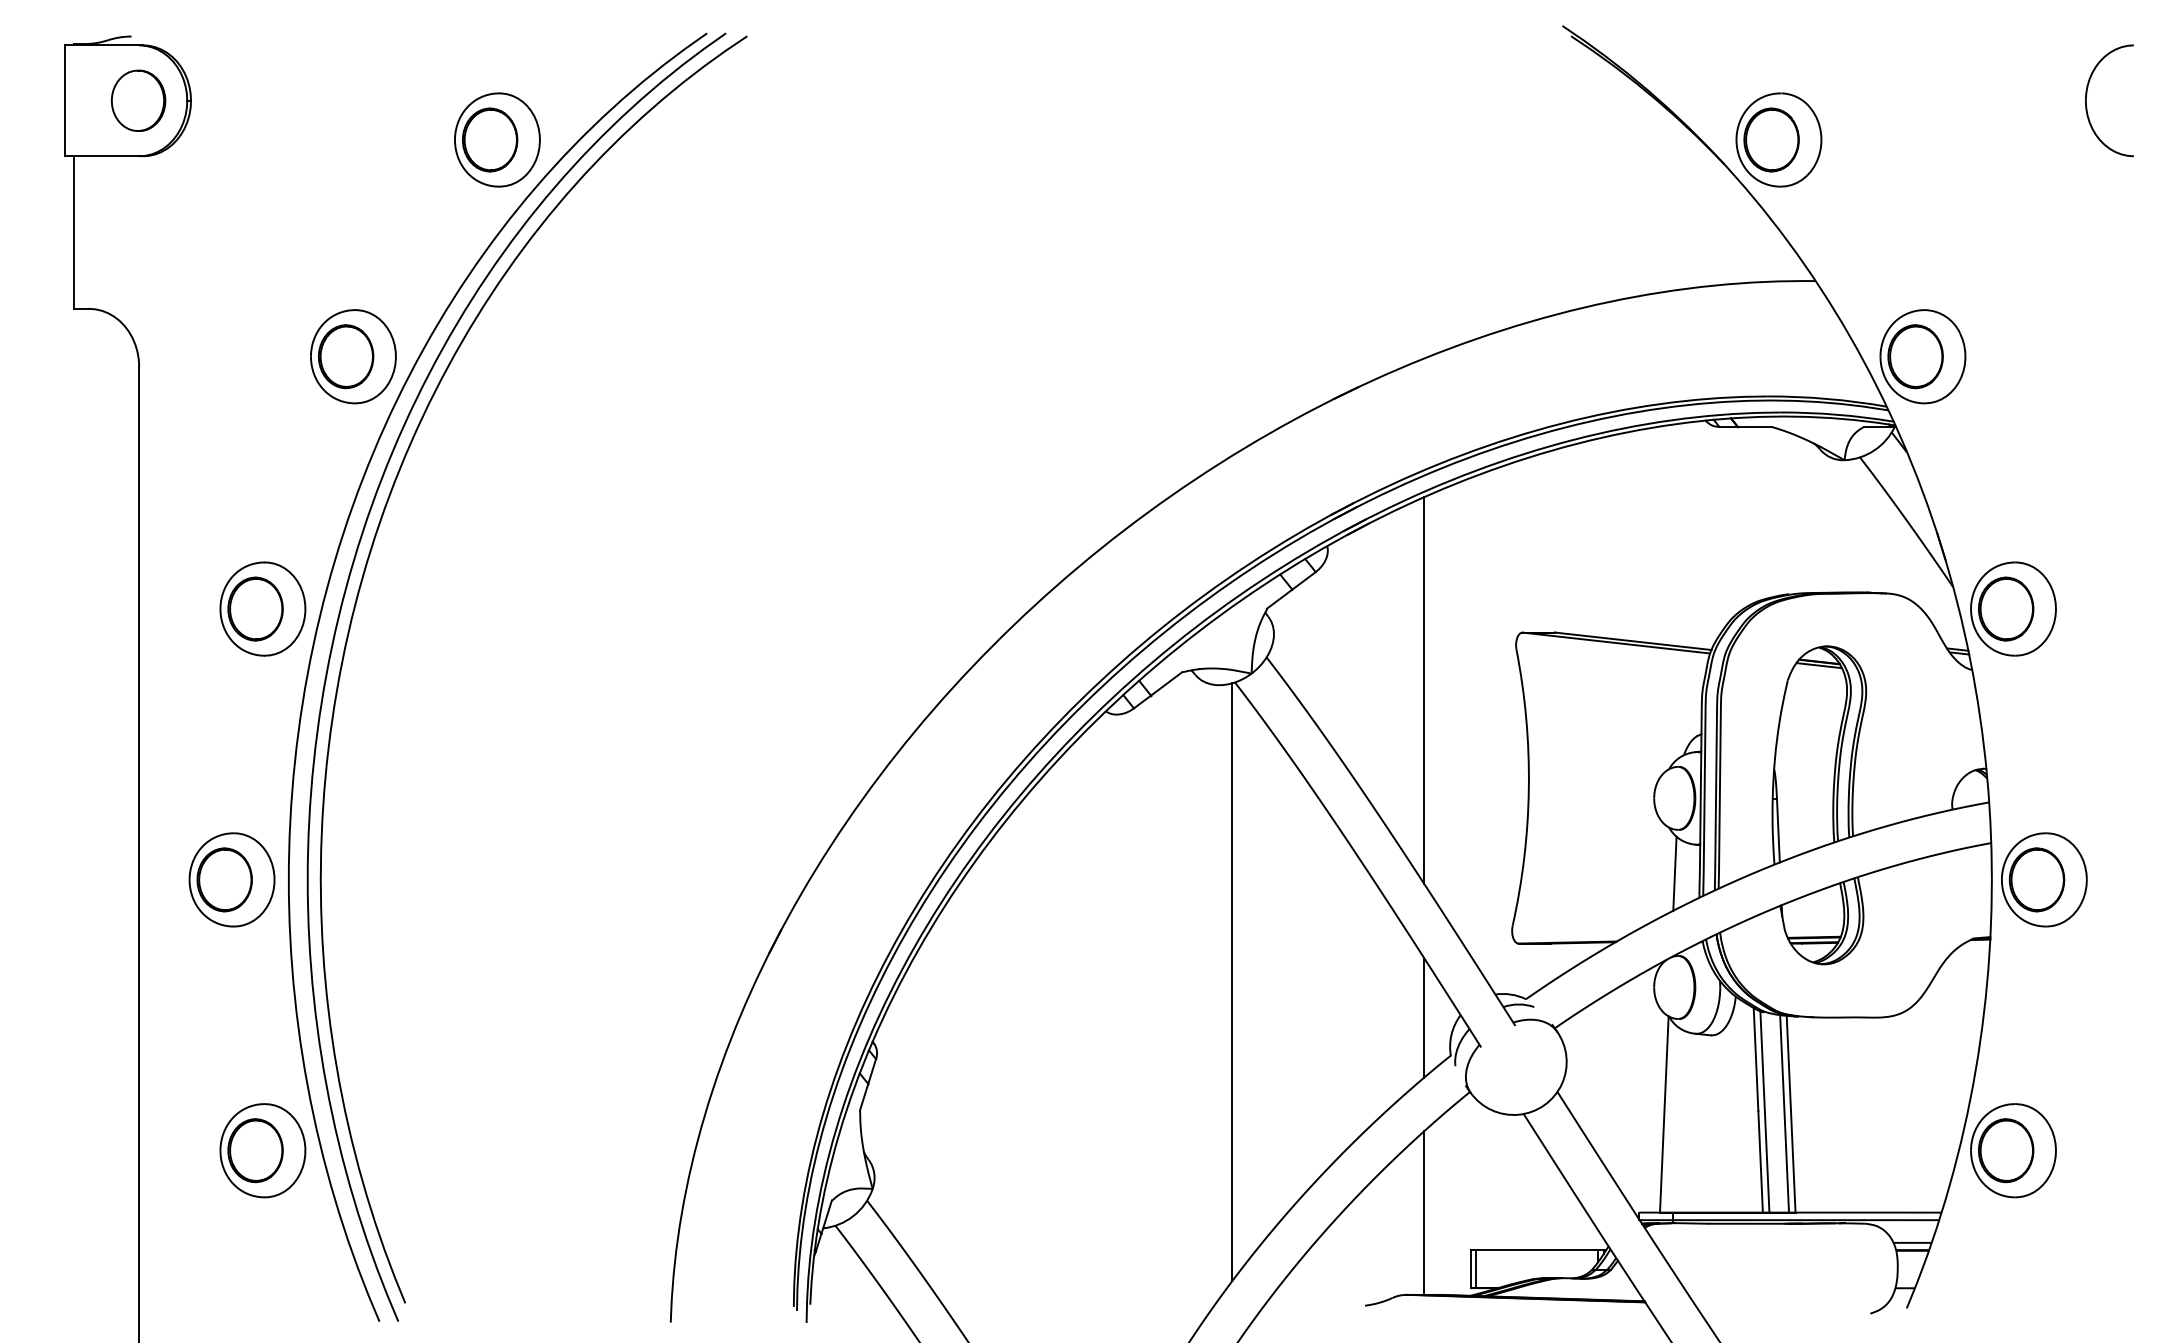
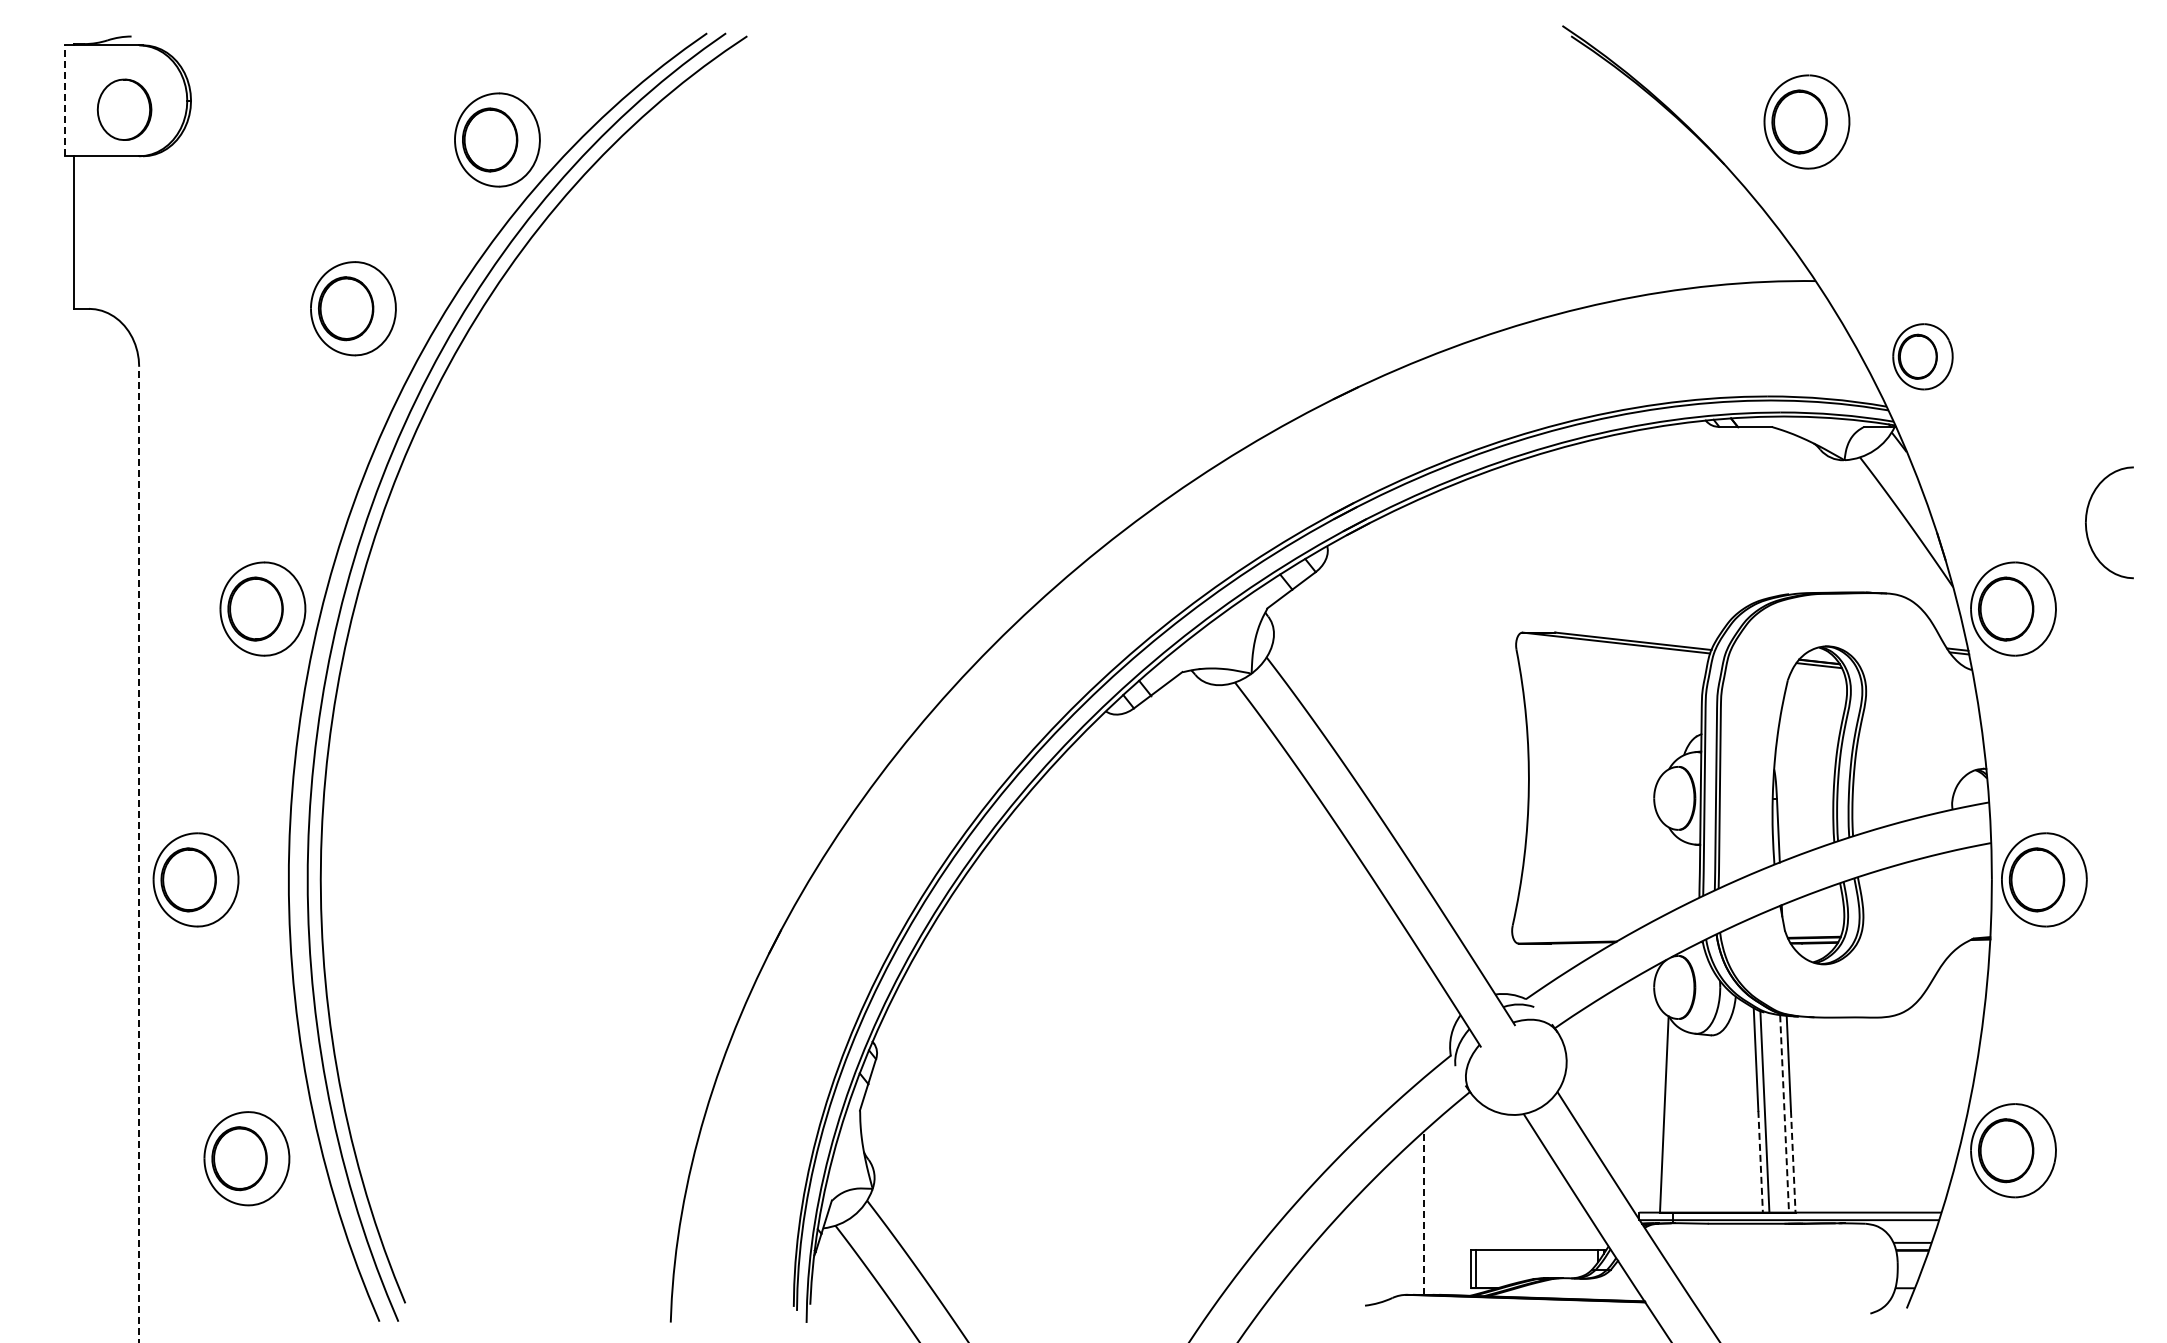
part position: (2087, 94) -> (2087, 516) (2087, 516)
line: solid -> dashed (64, 100)
part position: (138, 100) -> (124, 109) (124, 109)
part position: (1778, 139) -> (1806, 121) (1806, 121)
part position: (353, 356) -> (353, 308) (353, 308)
part size: 88x96 px -> 62x68 px (1922, 356)
line: present -> none (1424, 690)
line: solid -> dashed (139, 854)
line: present -> none (1674, 873)
part position: (231, 879) -> (195, 879) (195, 879)
line: present -> none (1232, 982)
line: present -> none (1424, 1017)
line: solid -> dashed (1784, 1113)
part position: (262, 1150) -> (246, 1158) (246, 1158)
line: solid -> dashed (1760, 1161)
line: solid -> dashed (1793, 1161)
line: solid -> dashed (1424, 1213)
